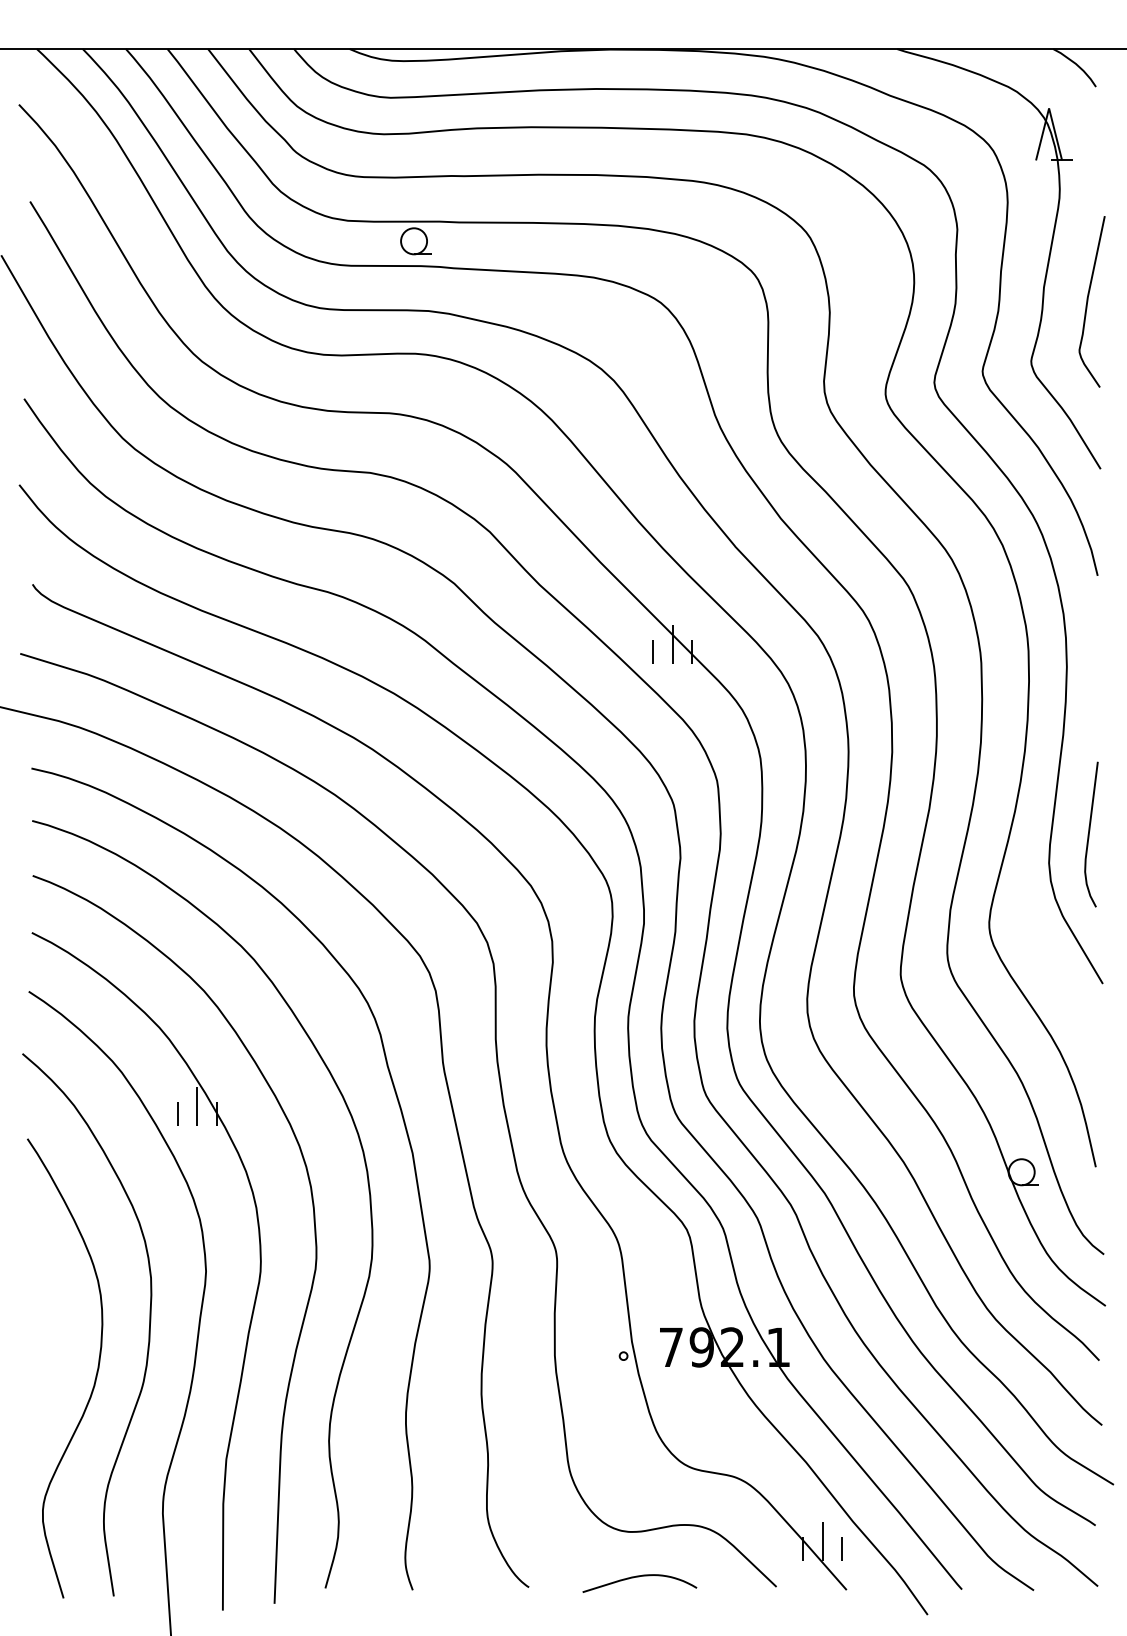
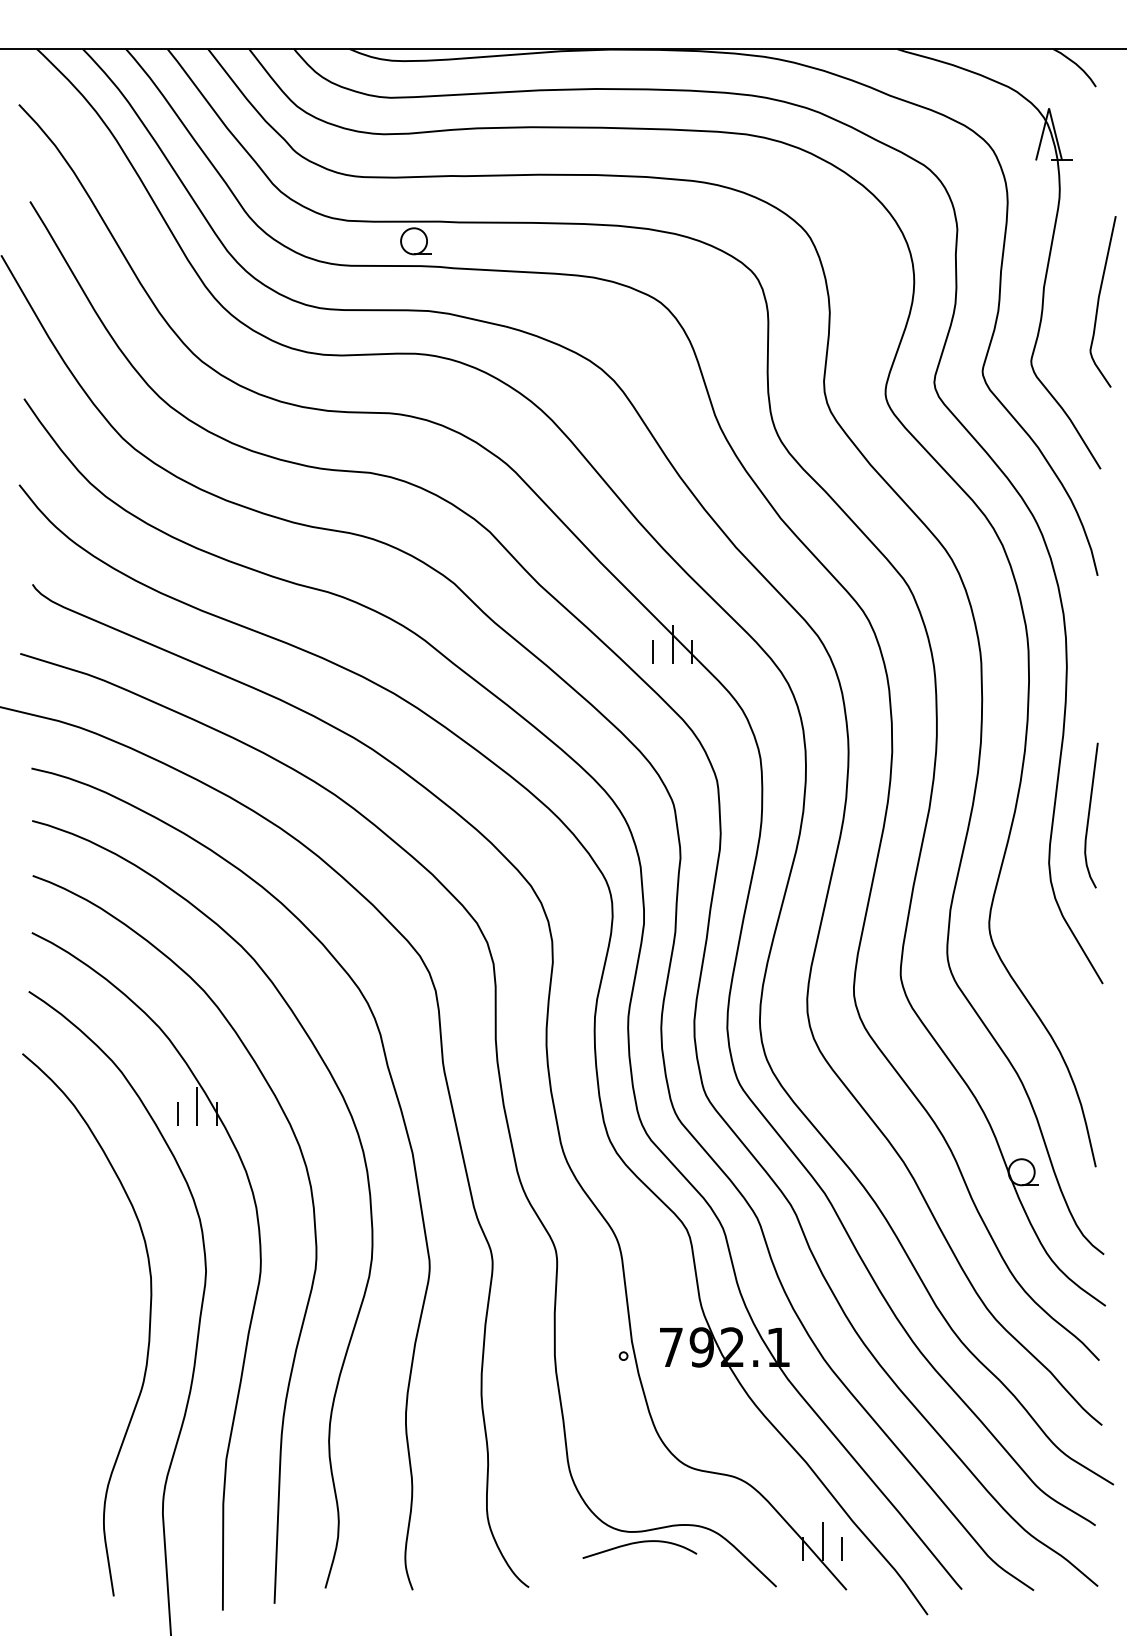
curve position: (1088, 301) -> (1099, 301) (1099, 301)
curve position: (1089, 834) -> (1089, 815) (1089, 815)
curve: present -> none (95, 1375)
curve position: (639, 1577) -> (639, 1543) (639, 1543)
